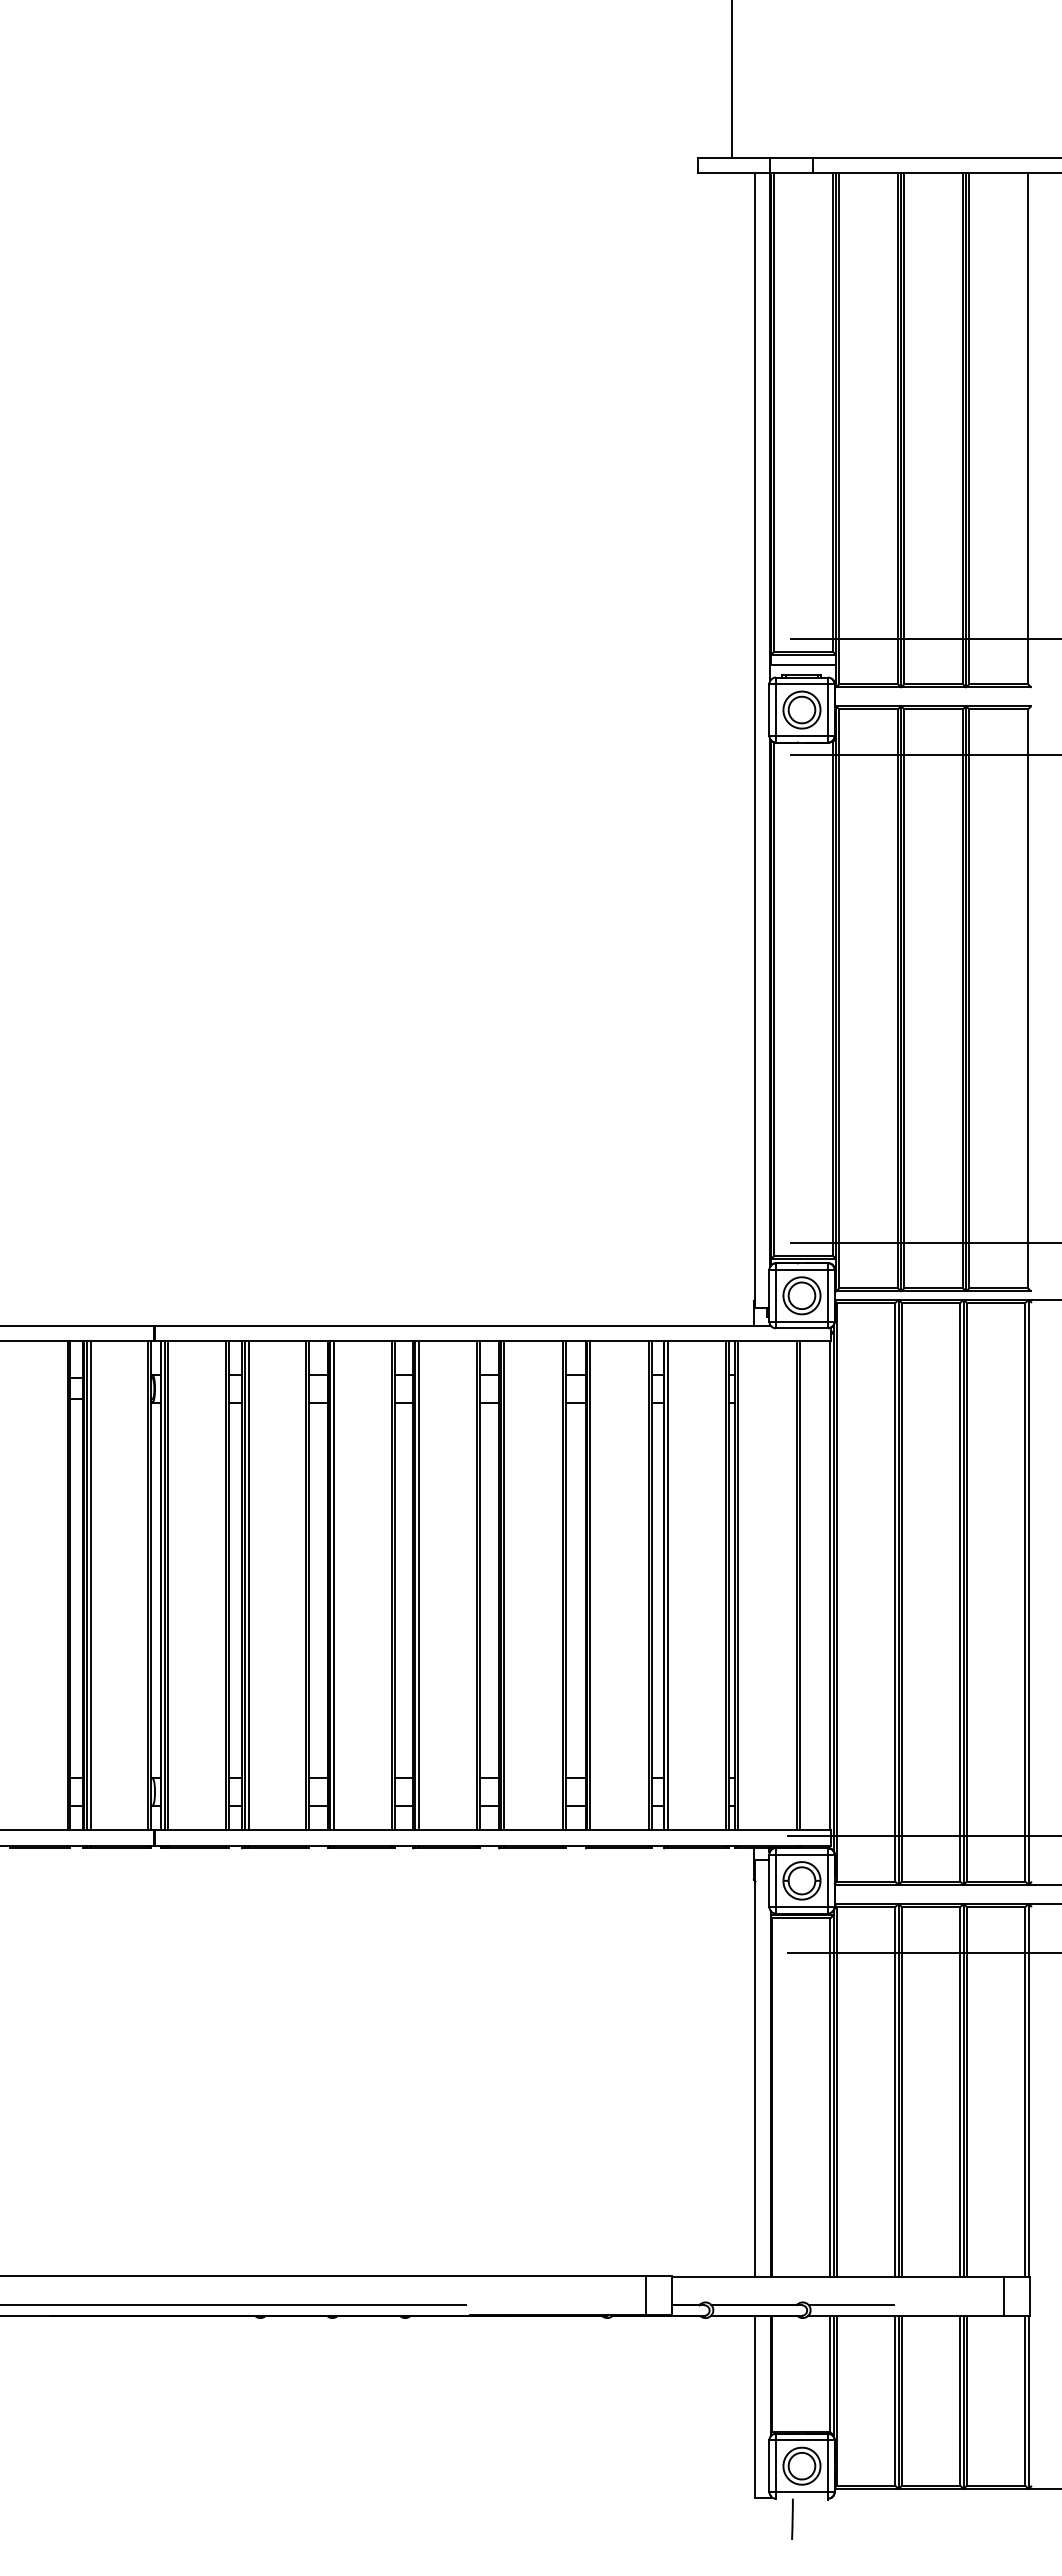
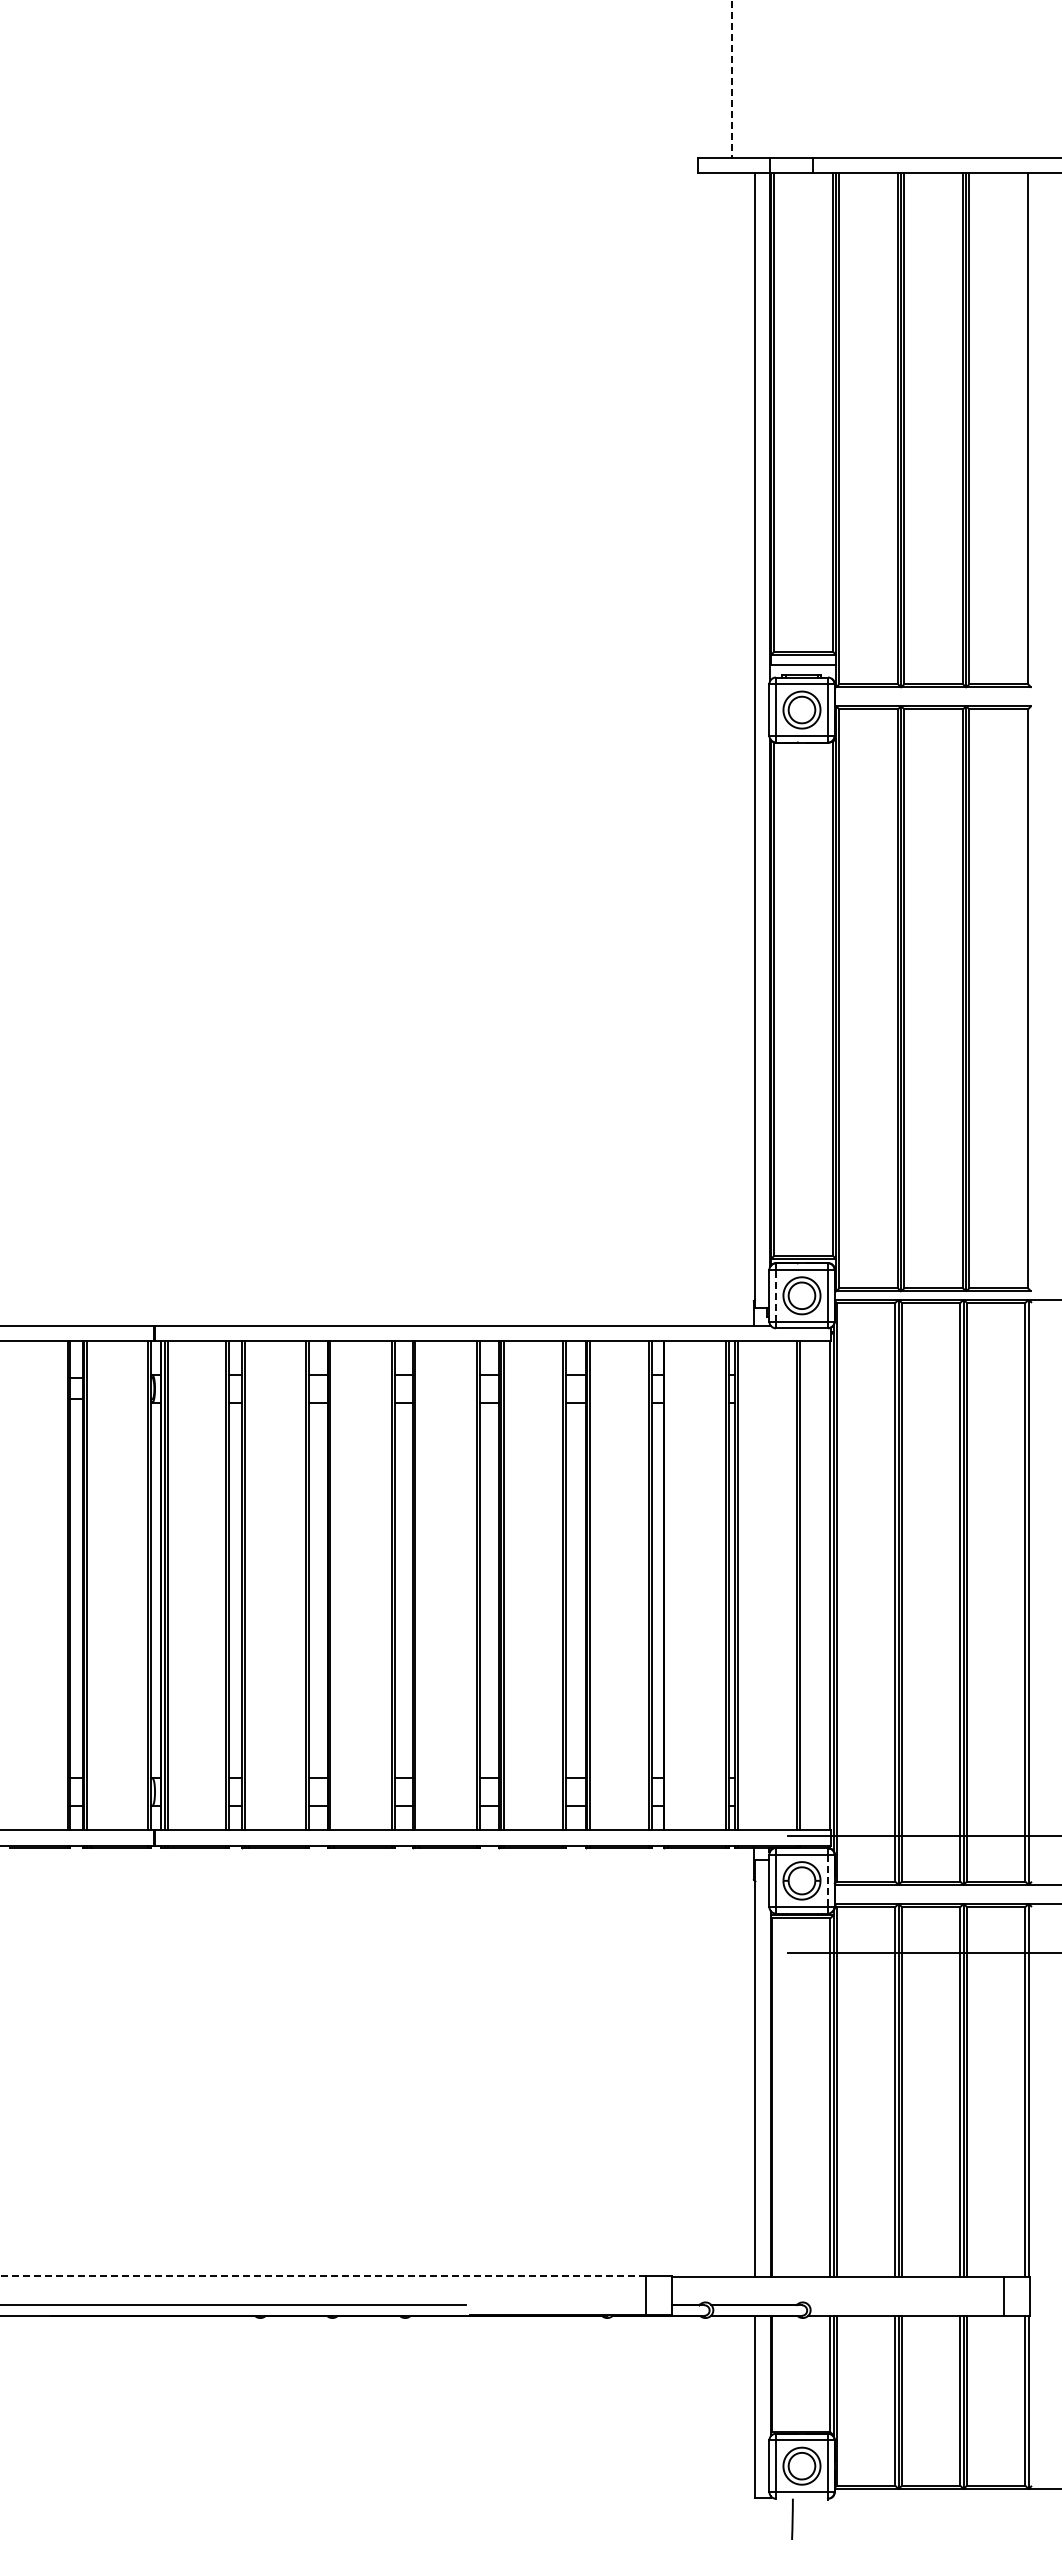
line: solid -> dashed (731, 79)
line: present -> none (924, 638)
line: present -> none (924, 754)
line: present -> none (924, 1242)
line: solid -> dashed (775, 1295)
line: present -> none (90, 1585)
line: present -> none (248, 1585)
line: present -> none (333, 1585)
line: present -> none (418, 1585)
line: present -> none (667, 1585)
line: solid -> dashed (828, 1881)
line: solid -> dashed (322, 2276)
line: present -> none (850, 2305)
